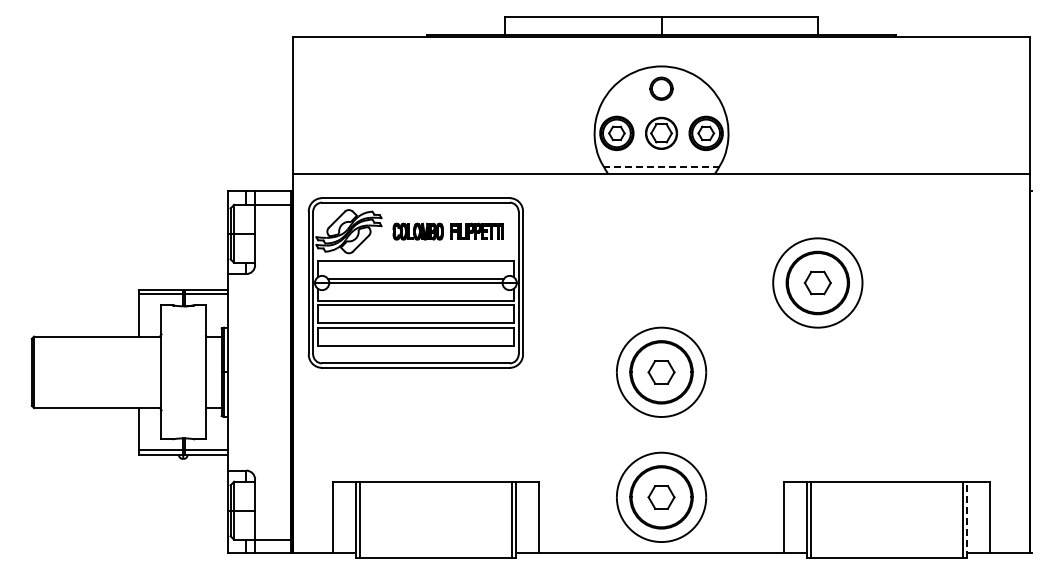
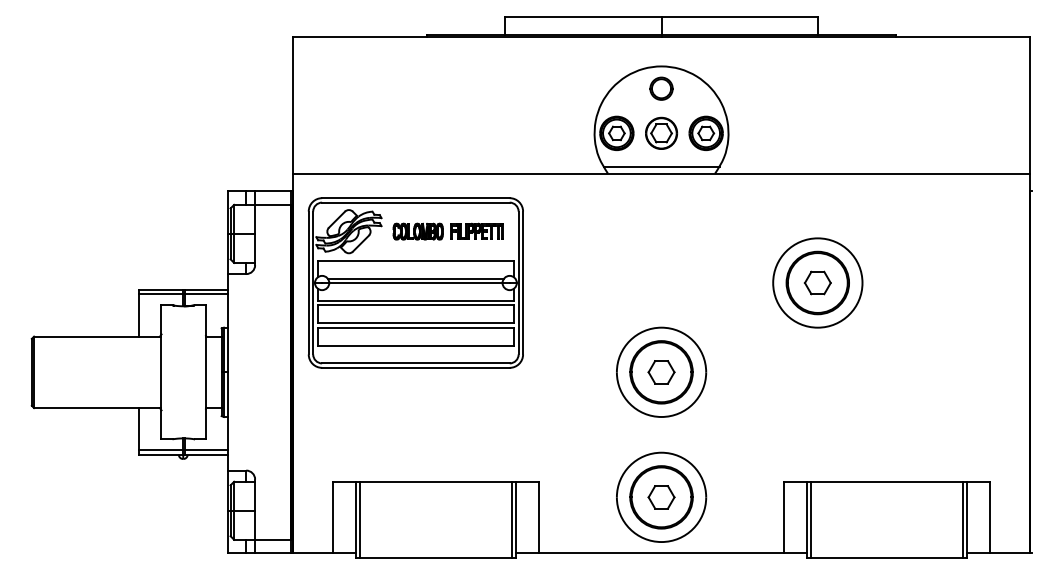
line: dashed -> solid (661, 166)
line: dashed -> solid (967, 519)
